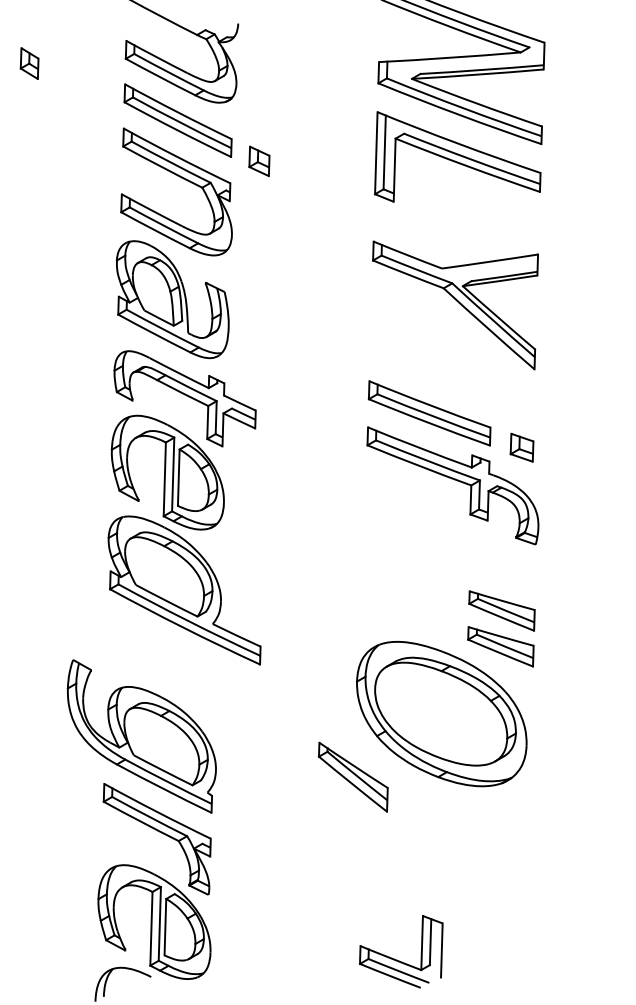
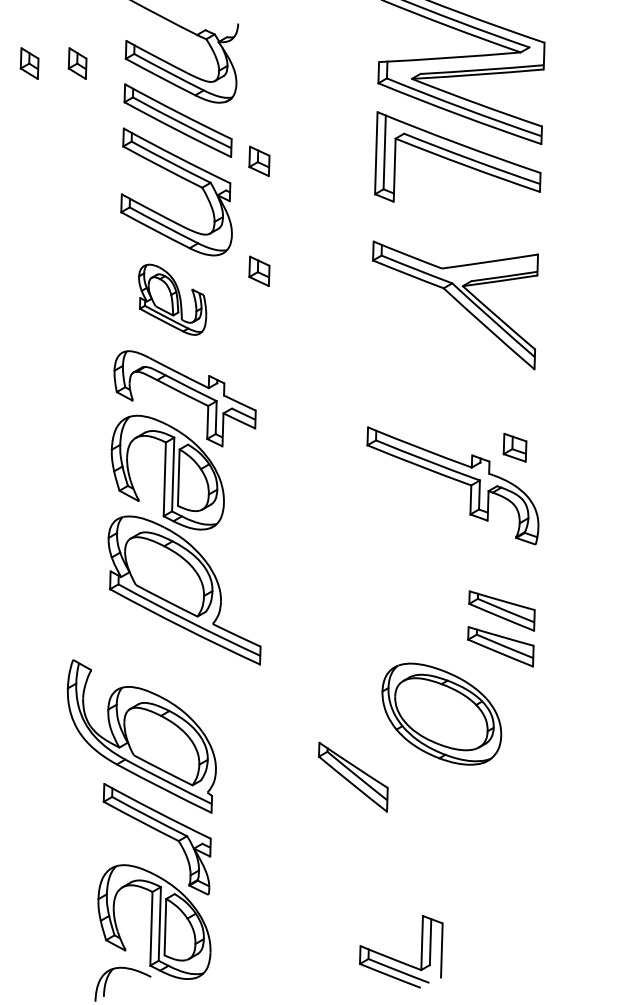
part: none -> present (77, 63)
part: none -> present (259, 270)
part size: 115x120 px -> 70x73 px (172, 299)
part: present -> none (429, 413)
part position: (521, 447) -> (514, 447) (514, 447)
part size: 172x147 px -> 122x104 px (441, 713)
